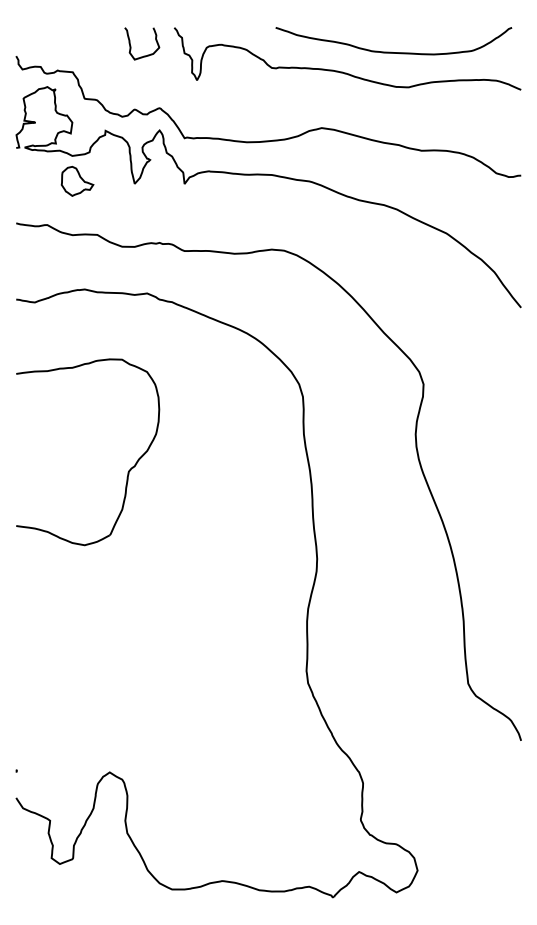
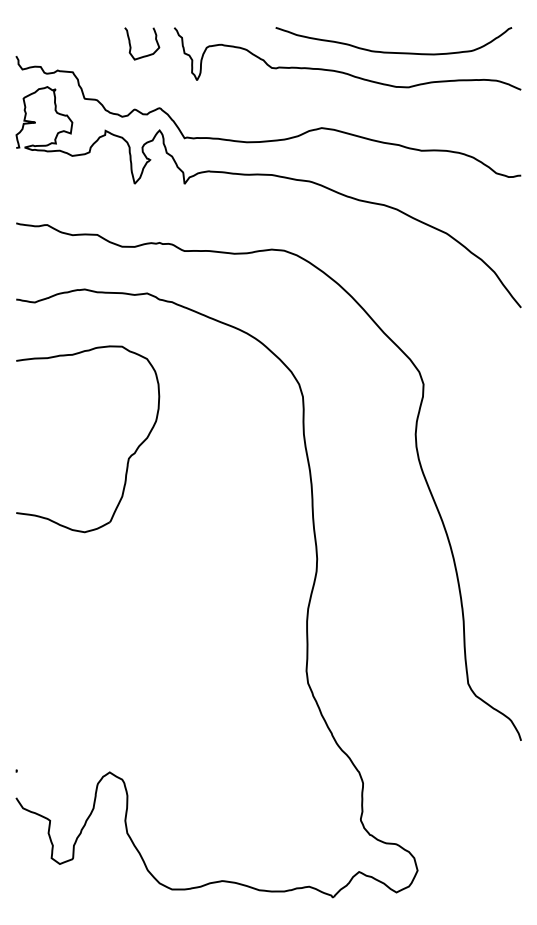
part: present -> none (77, 180)
part position: (127, 472) -> (127, 459) (127, 459)
